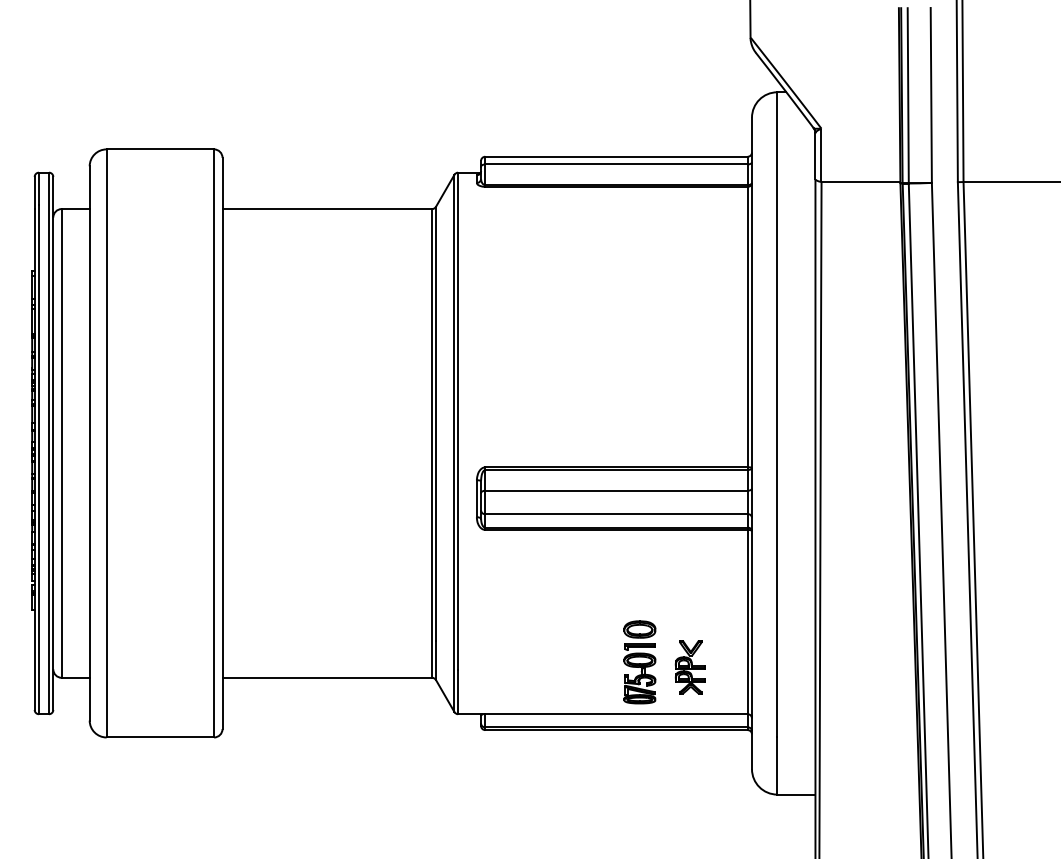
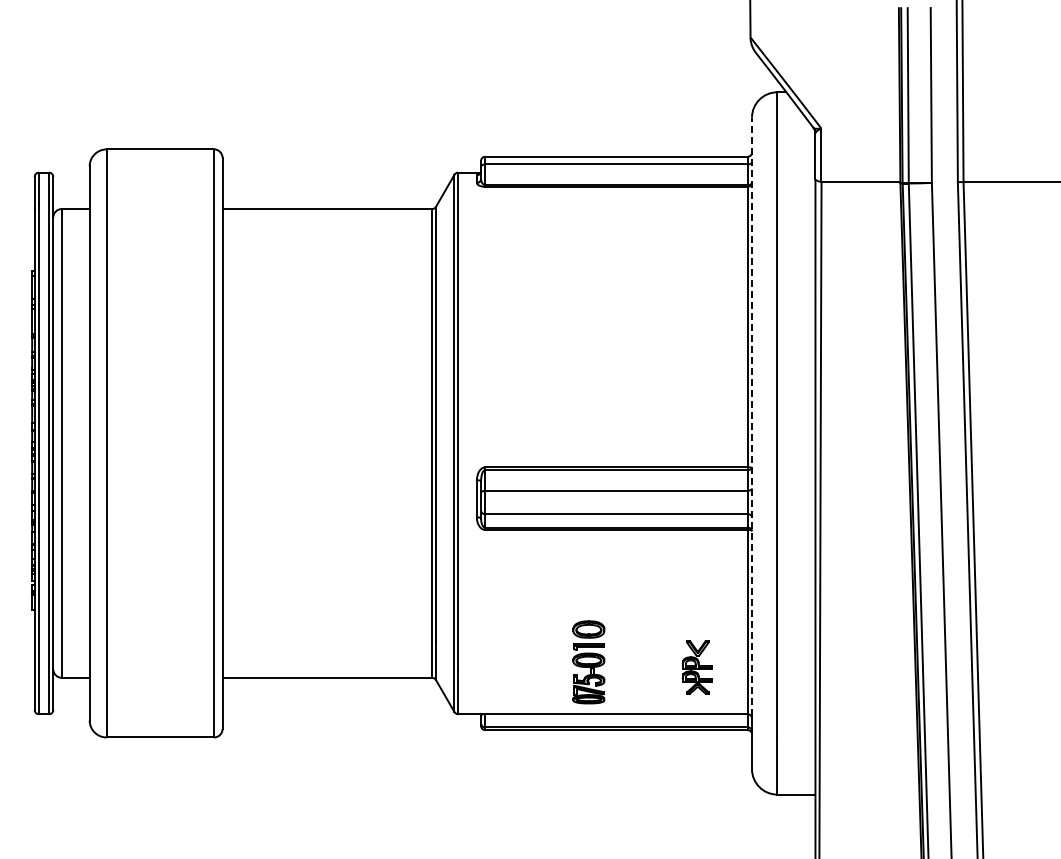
line: solid -> dashed (752, 416)
part position: (639, 662) -> (588, 662) (588, 662)
part position: (689, 667) -> (696, 667) (696, 667)
